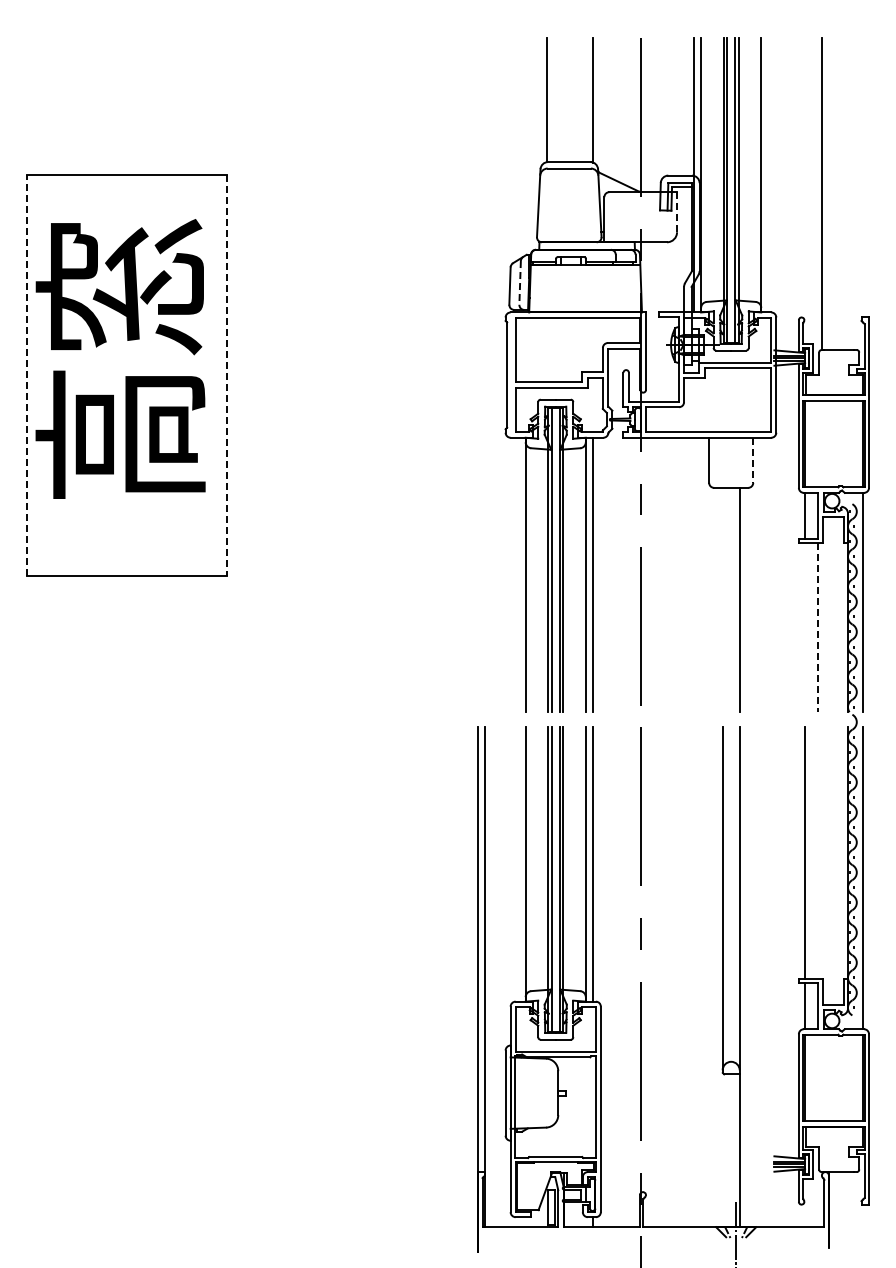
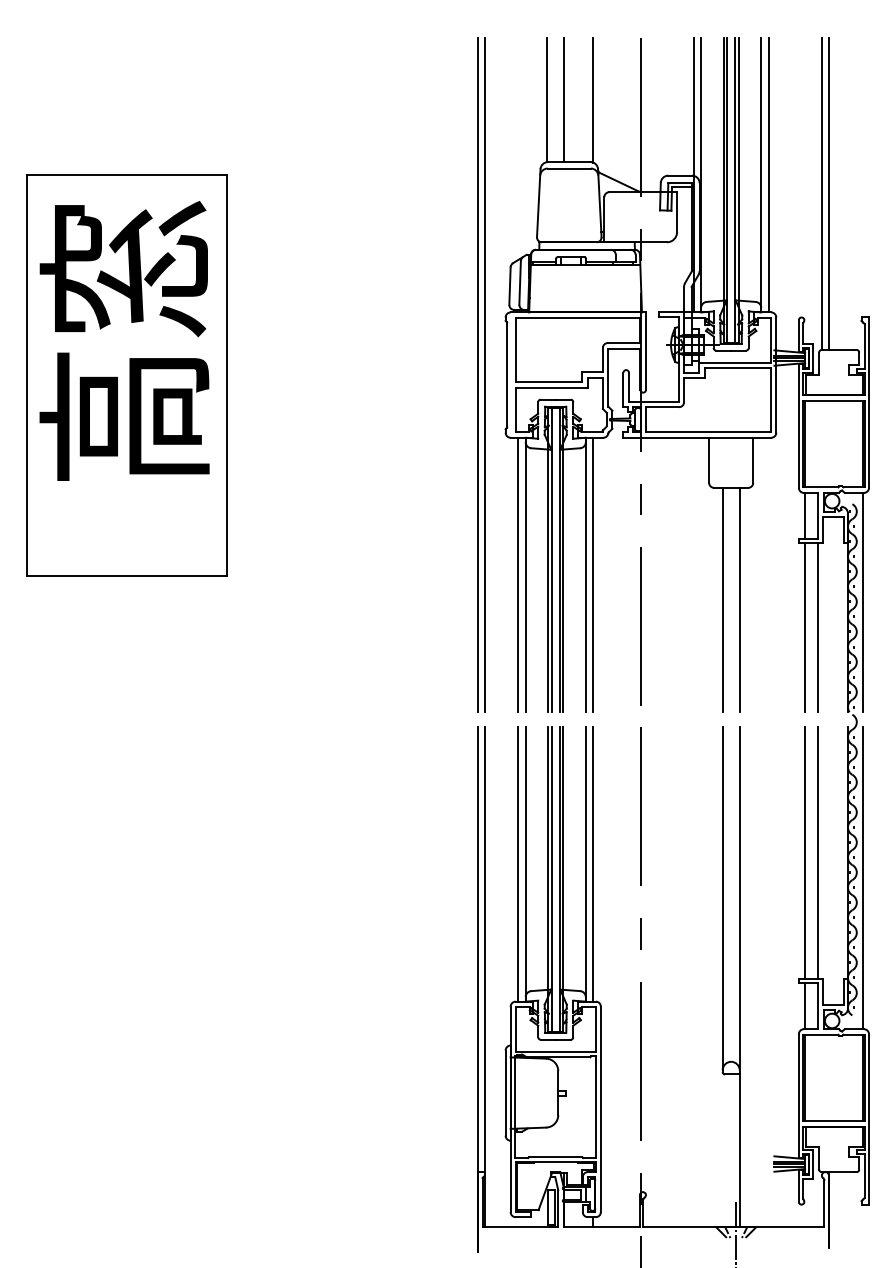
line: none -> present (564, 100)
line: none -> present (768, 175)
line: none -> present (828, 194)
line: dashed -> solid (677, 212)
line: dashed -> solid (520, 282)
text position: (120, 358) -> (124, 340) (124, 340)
line: dashed -> solid (26, 374)
line: dashed -> solid (227, 375)
line: none -> present (478, 375)
line: none -> present (484, 375)
line: dashed -> solid (753, 460)
line: none -> present (518, 574)
line: none -> present (722, 599)
line: none -> present (805, 627)
line: dashed -> solid (818, 627)
line: none -> present (818, 853)
line: none -> present (518, 864)
